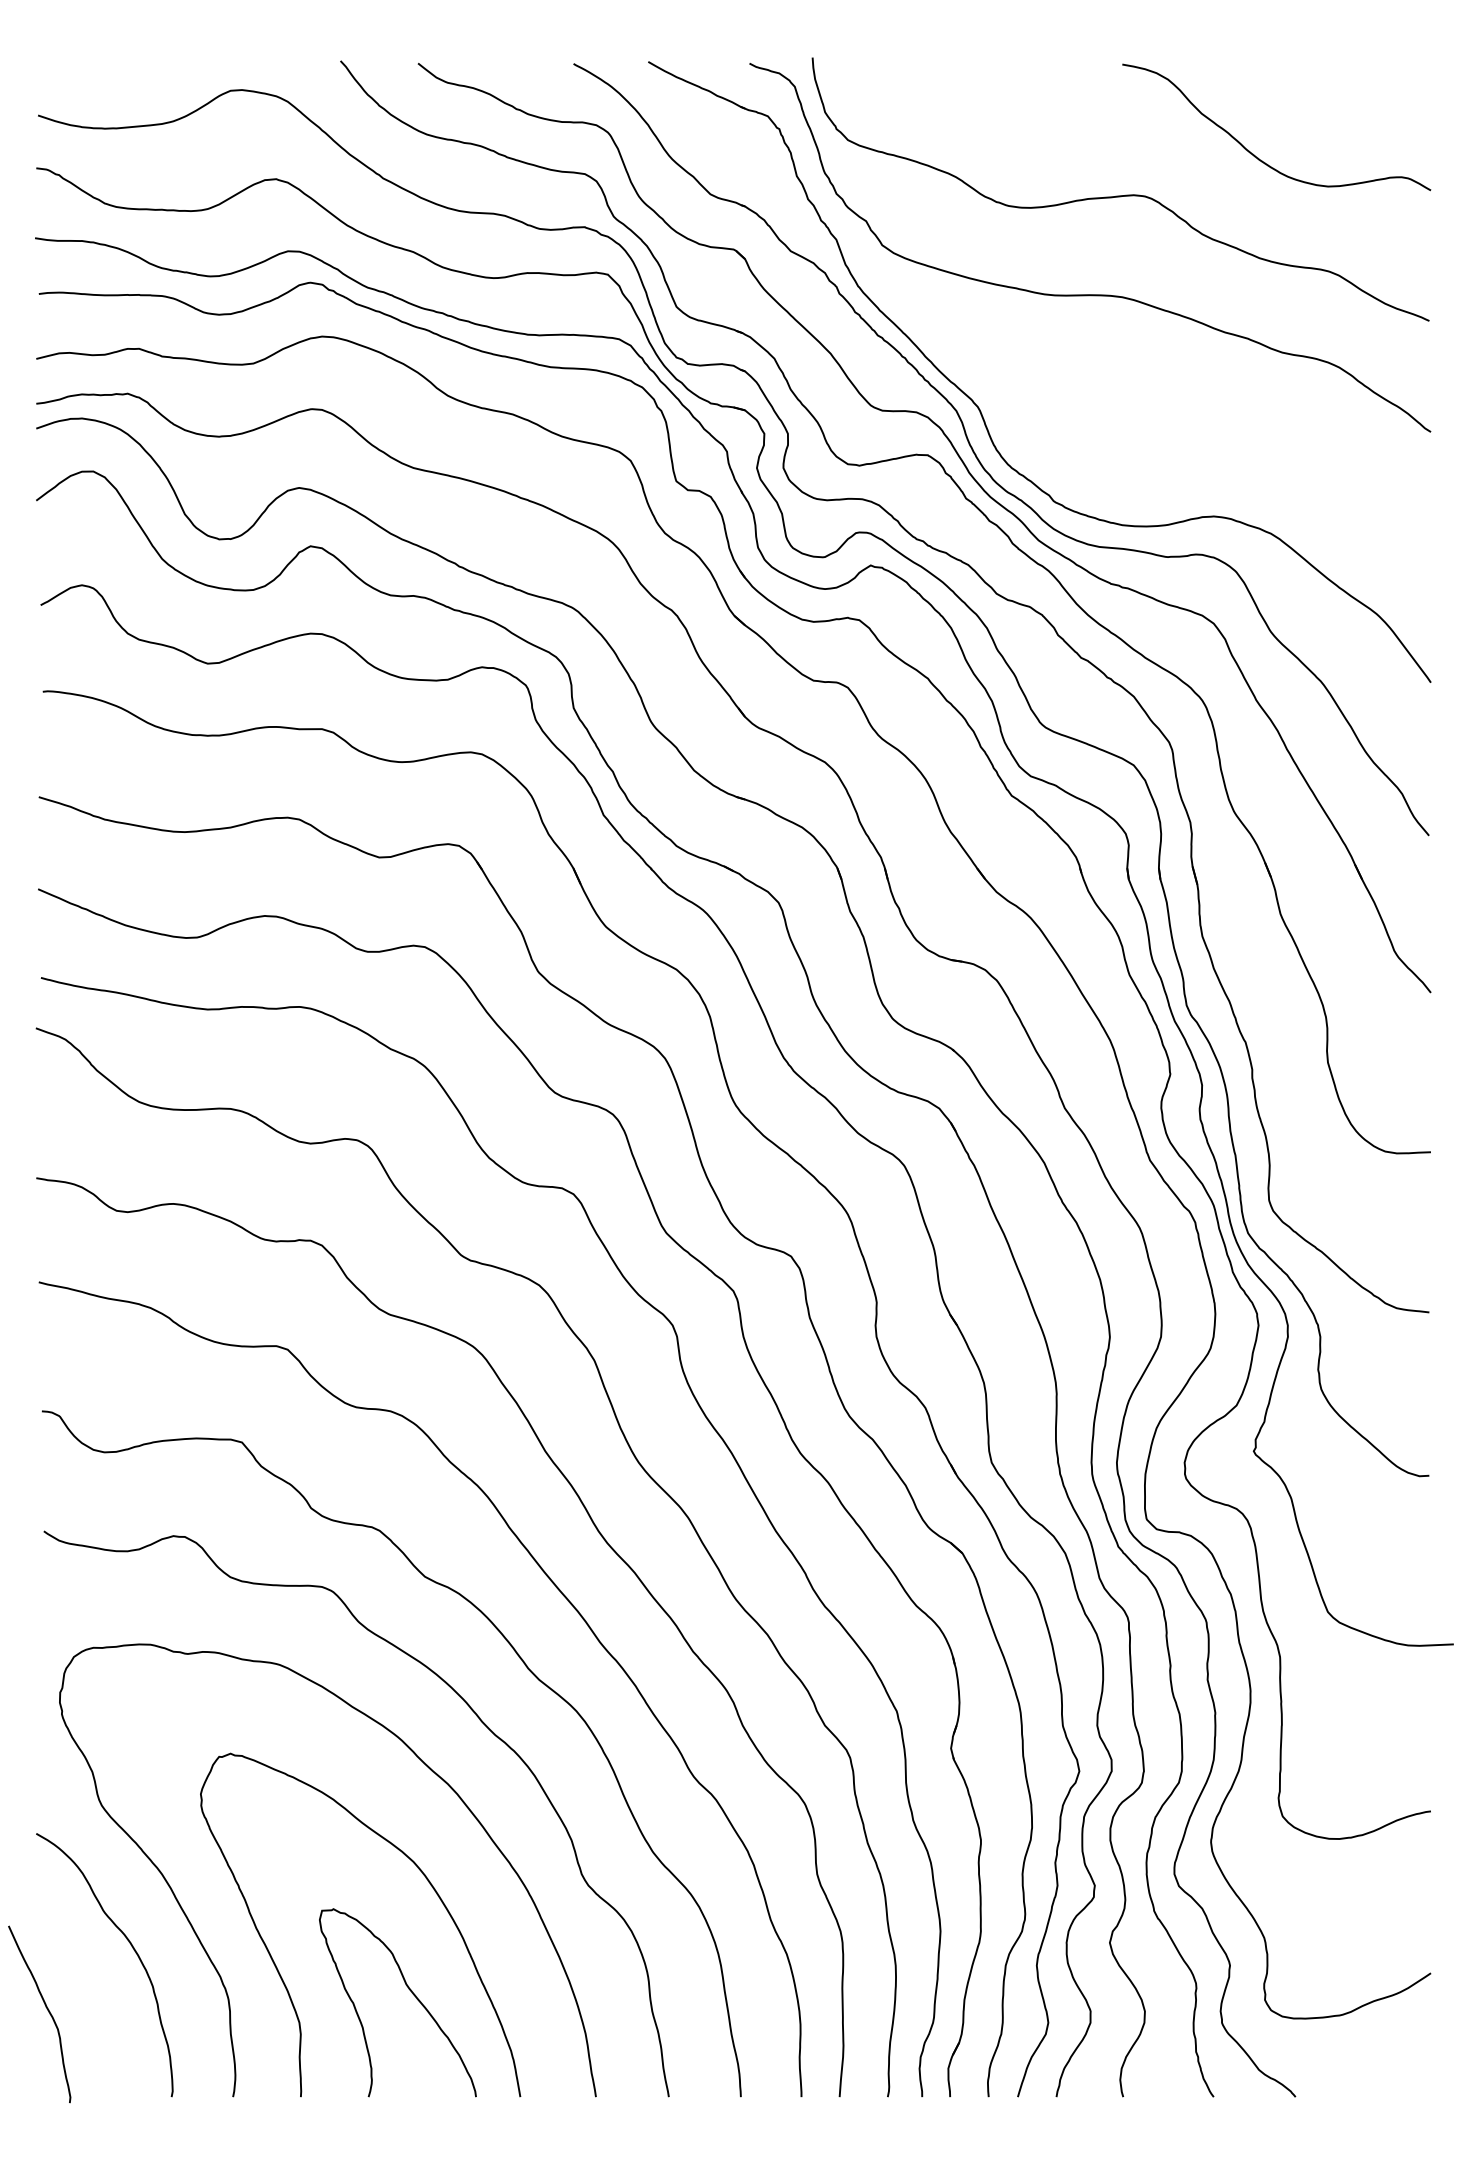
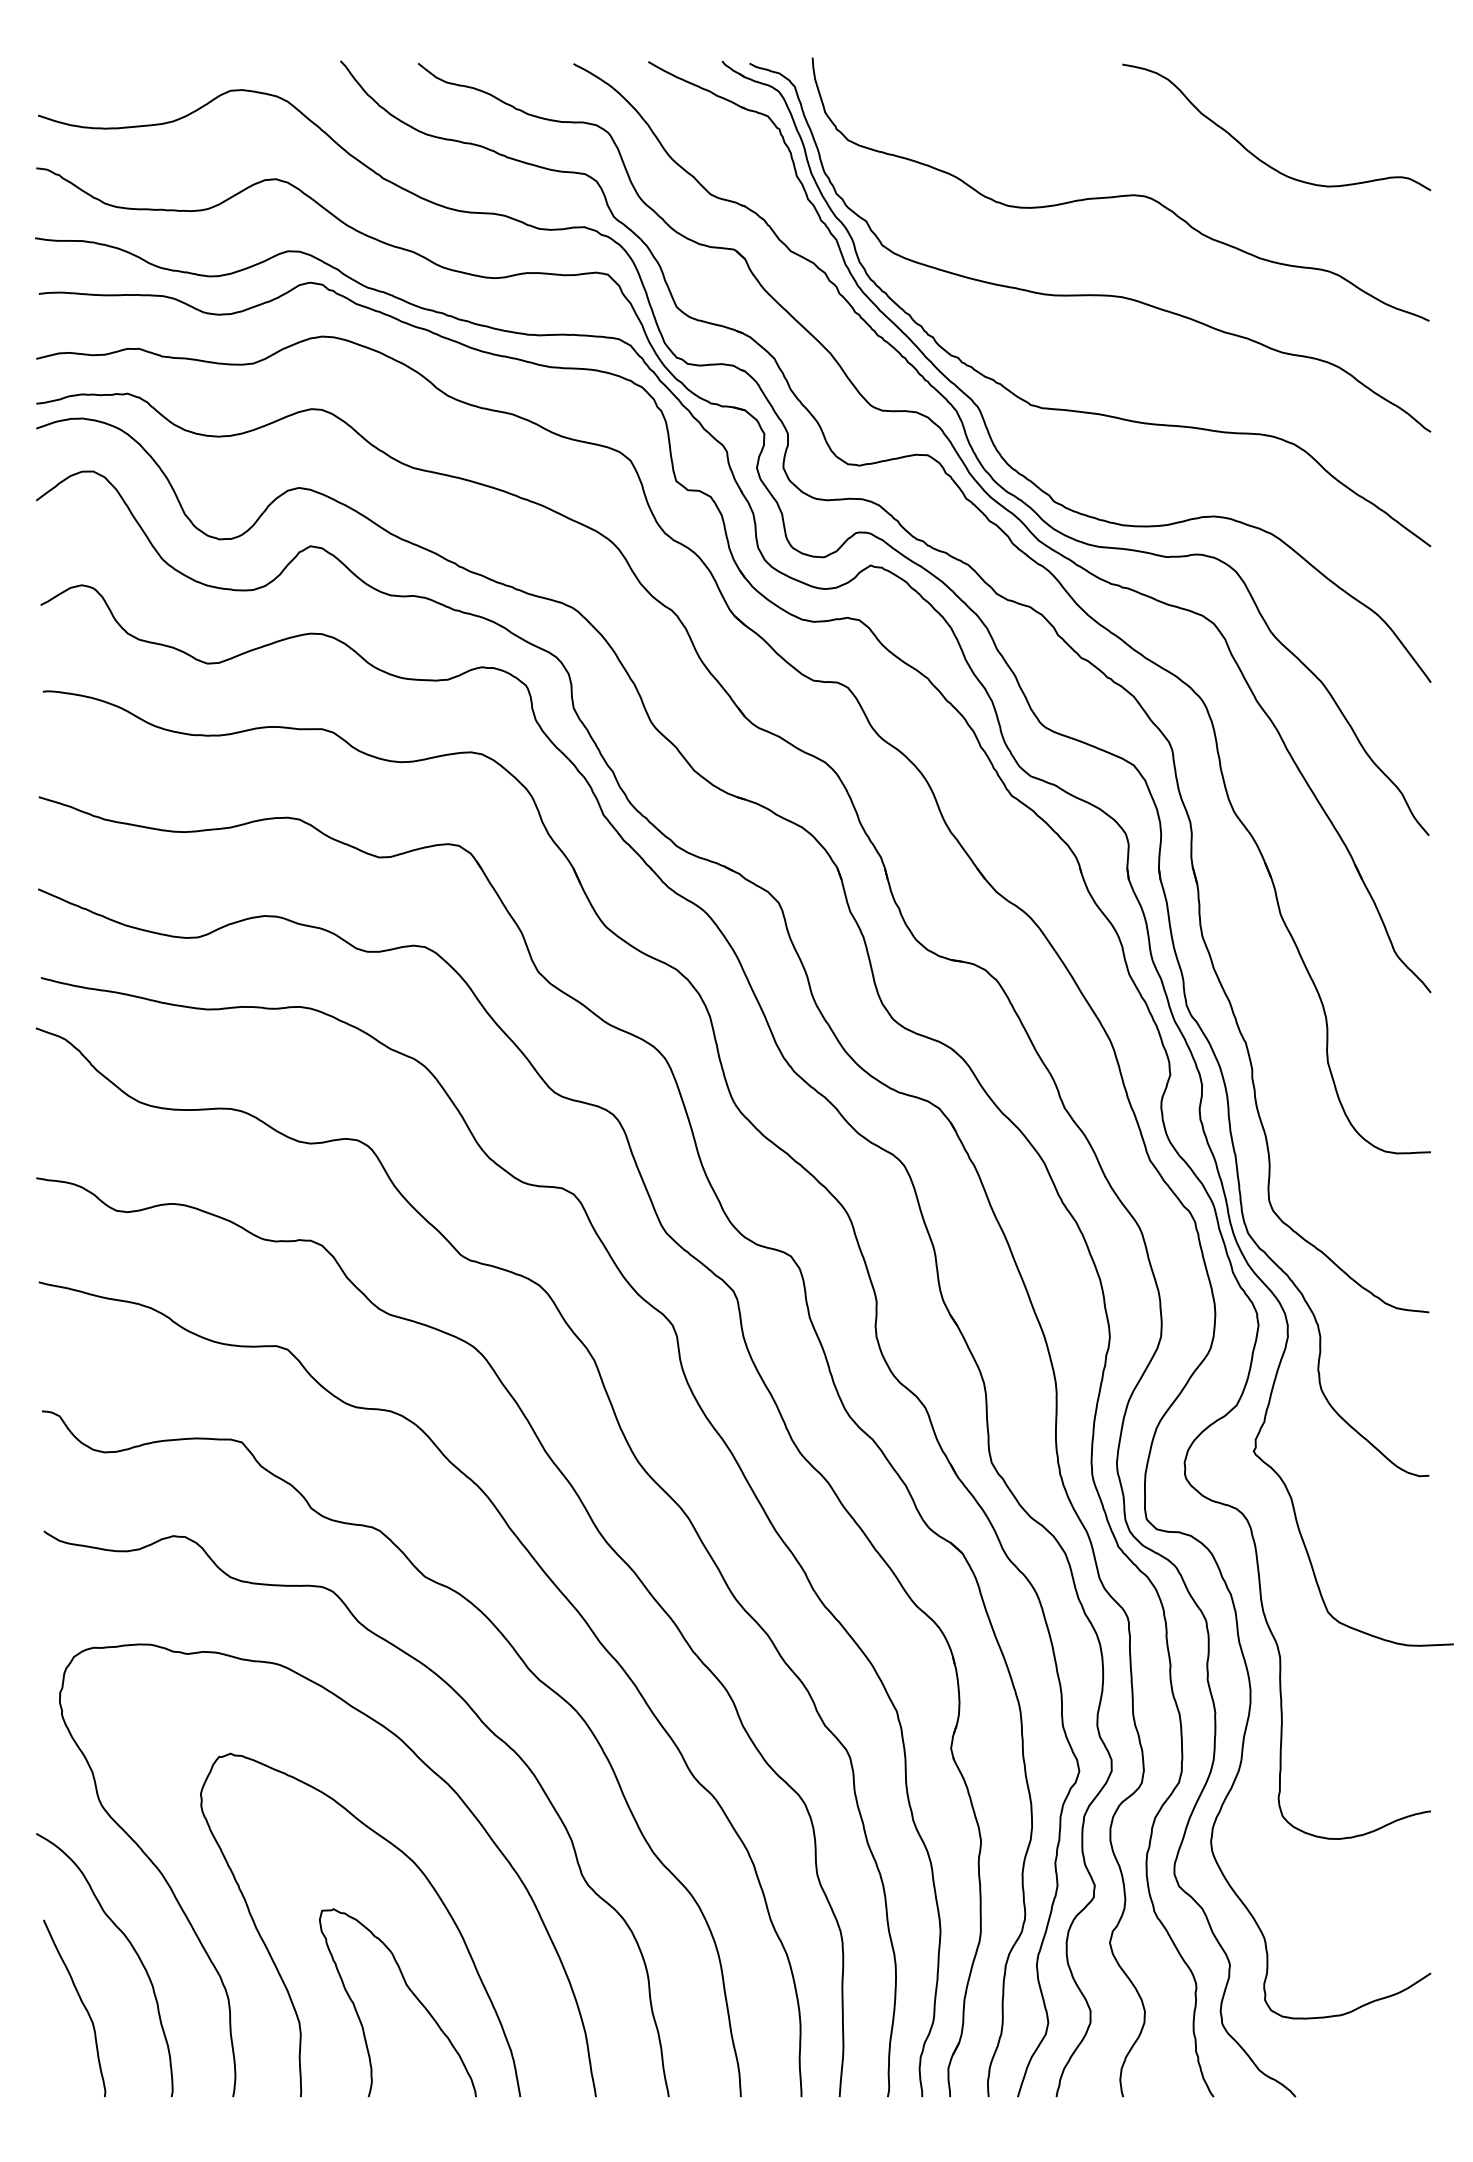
part: none -> present (1061, 408)
curve position: (47, 2010) -> (82, 2004) (82, 2004)
